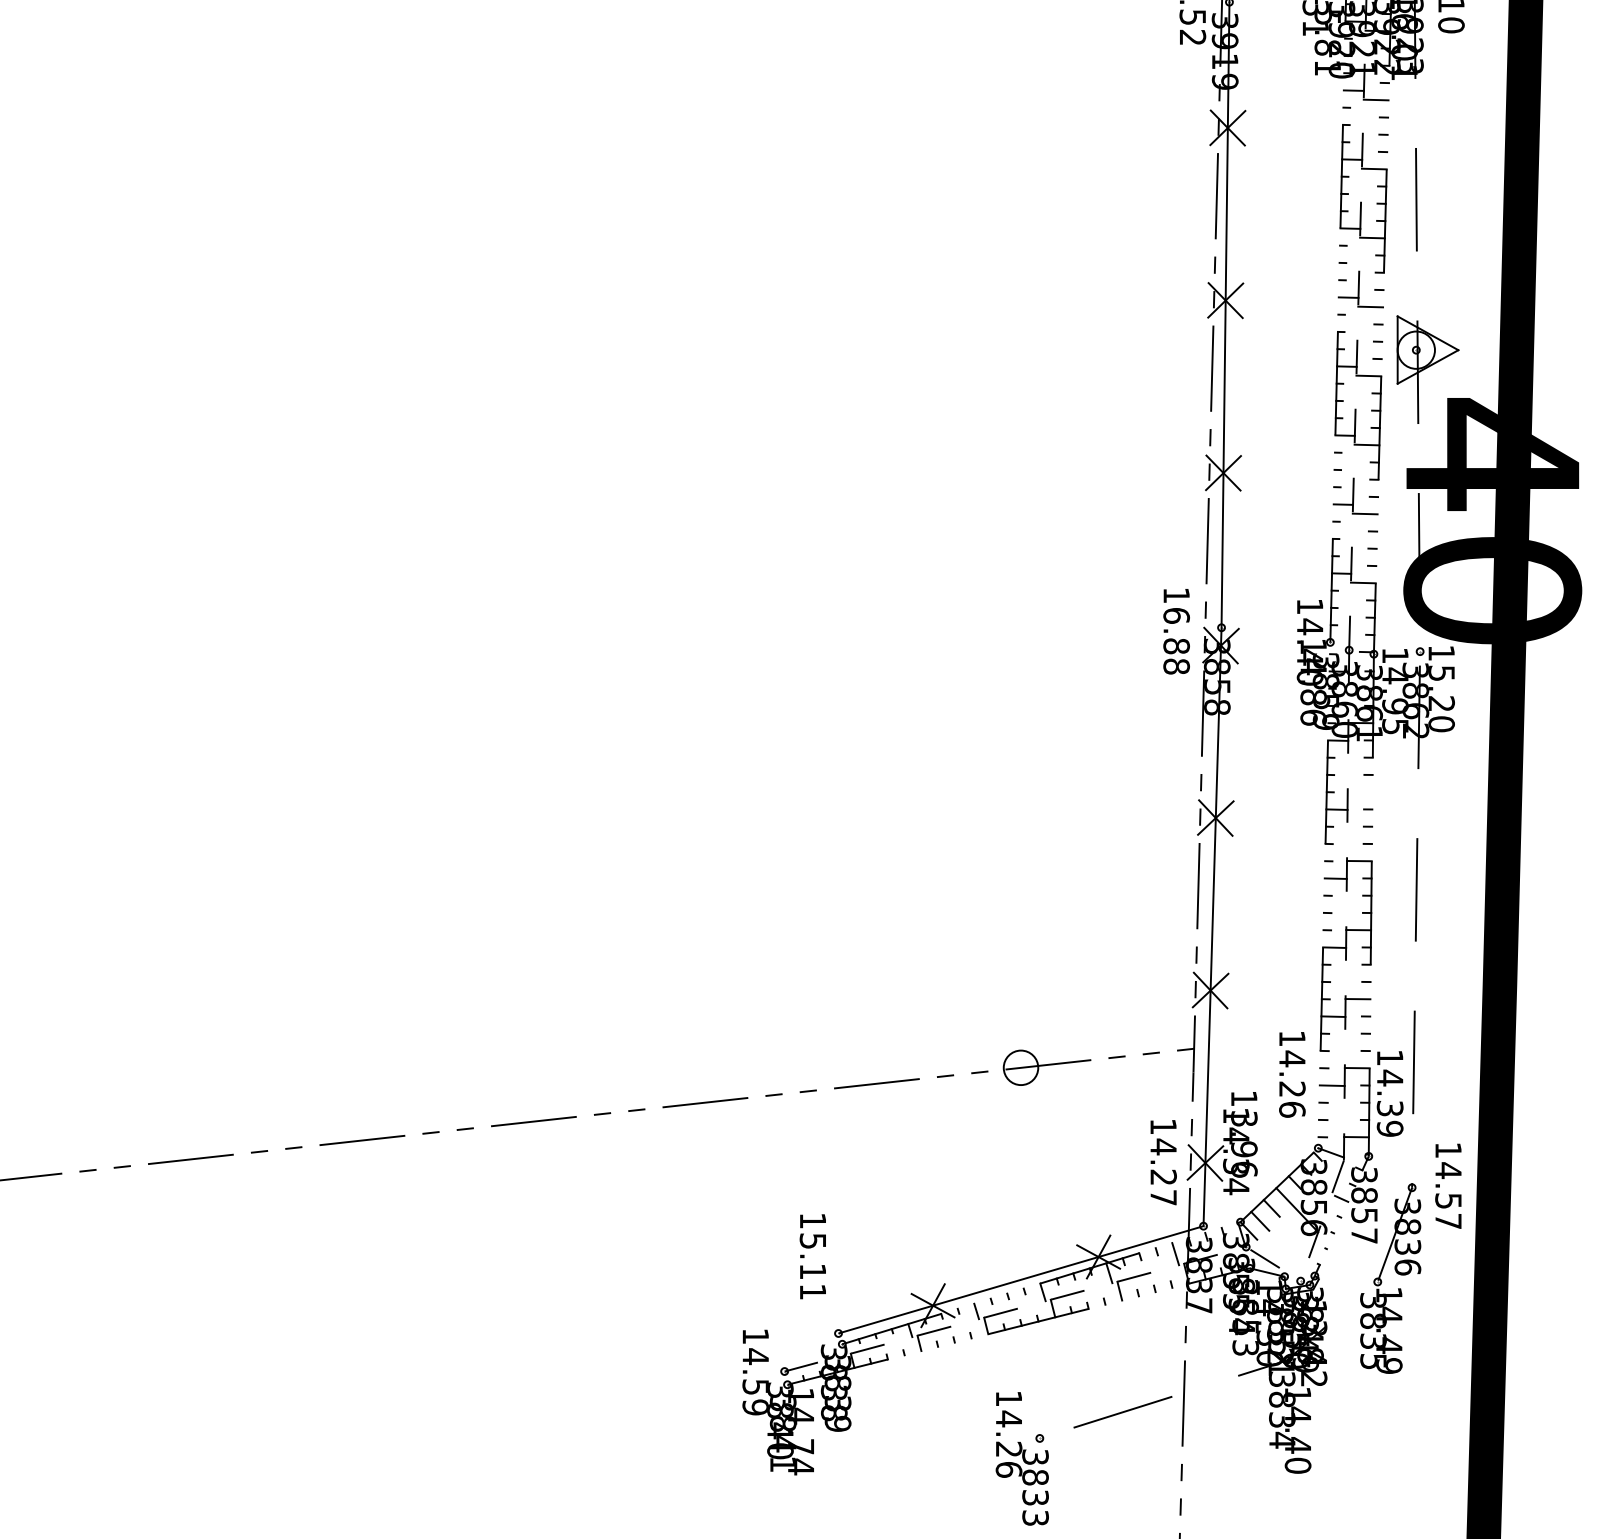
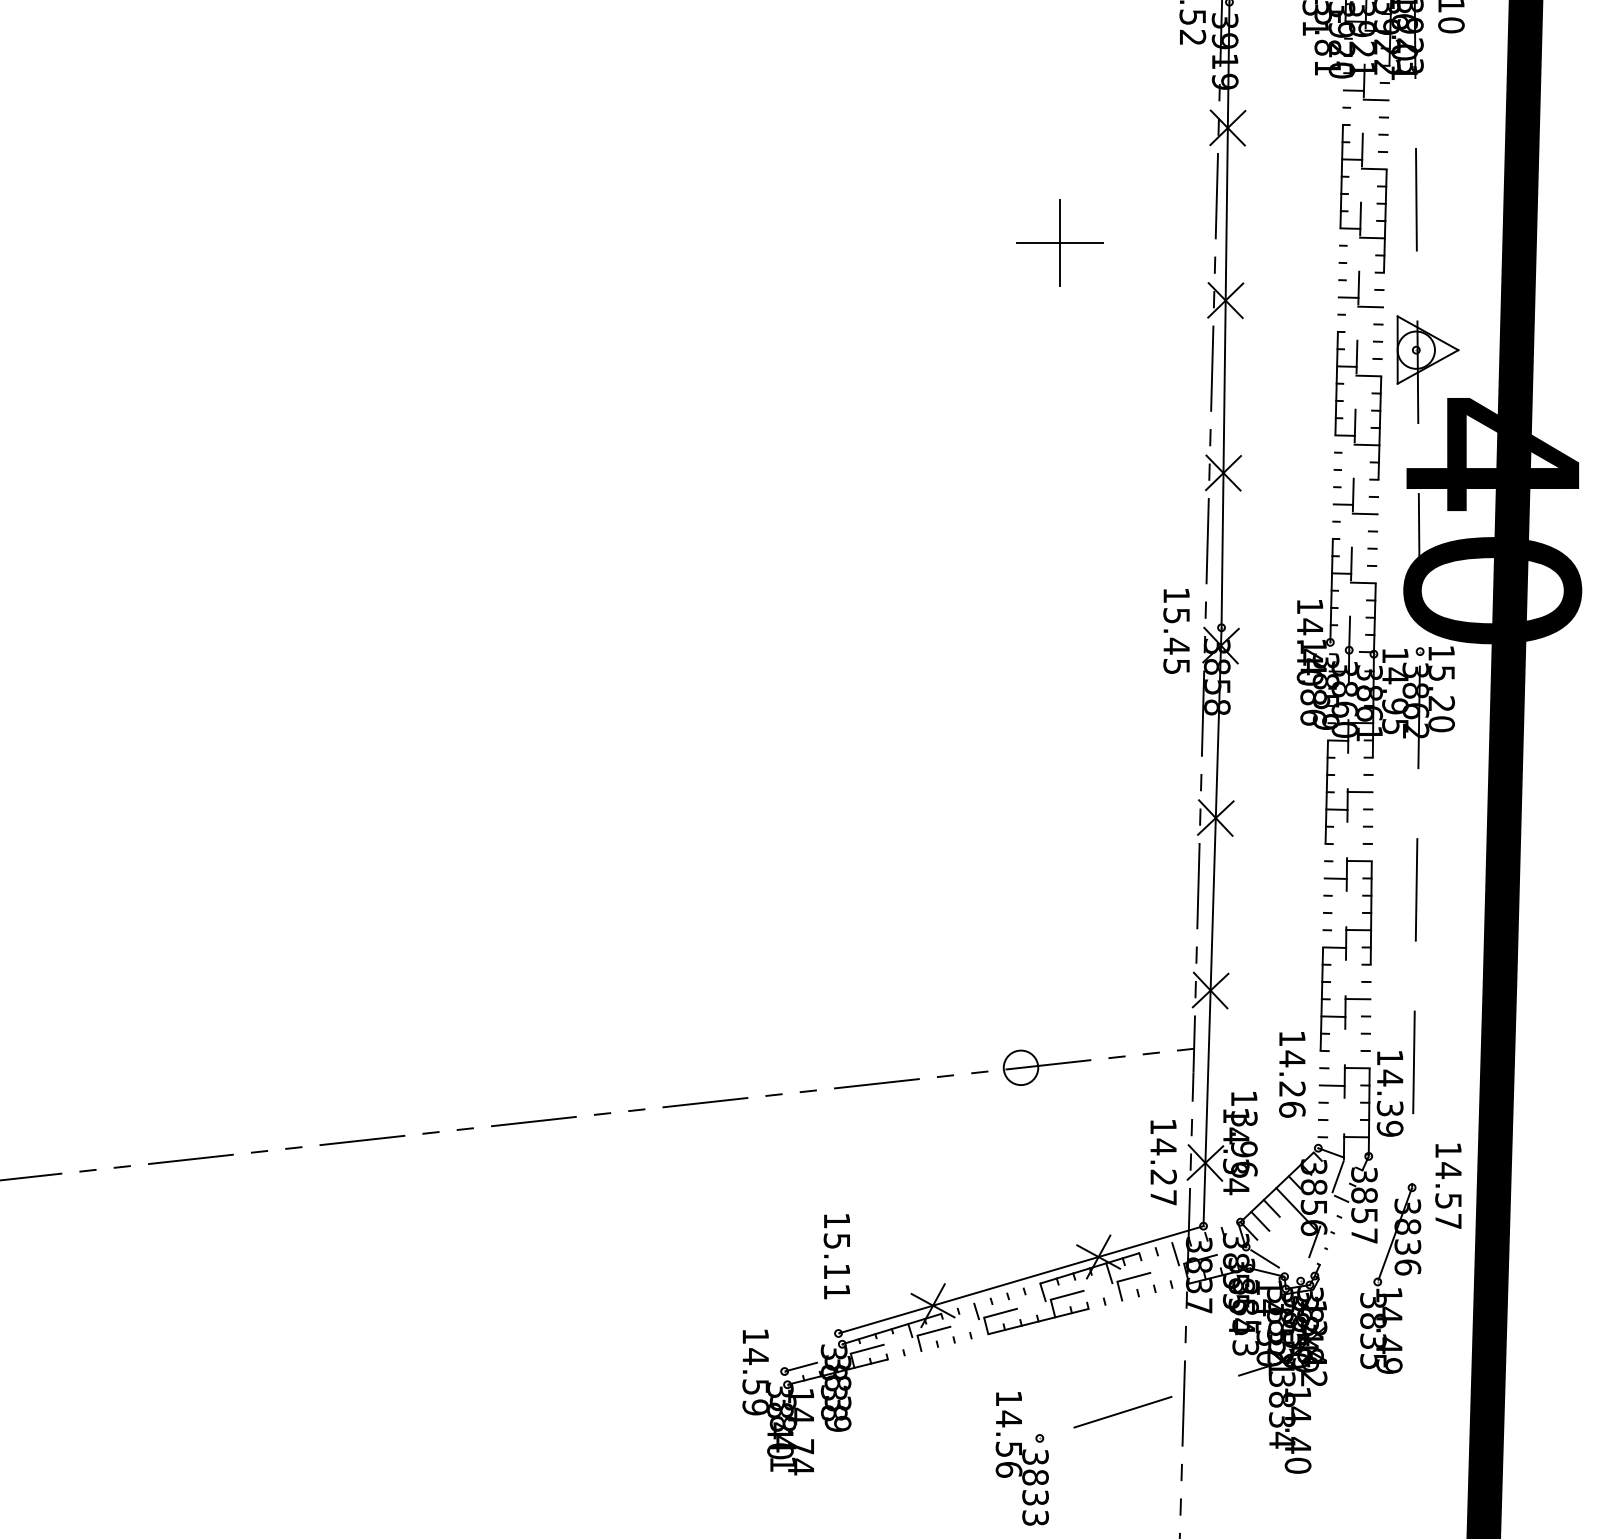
part: none -> present (1059, 242)
text: 16.88 -> 15.45 (1176, 641)
line: none -> present (1359, 791)
text position: (812, 1256) -> (836, 1256) (836, 1256)
text: 14.26 -> 14.56 (1008, 1448)
